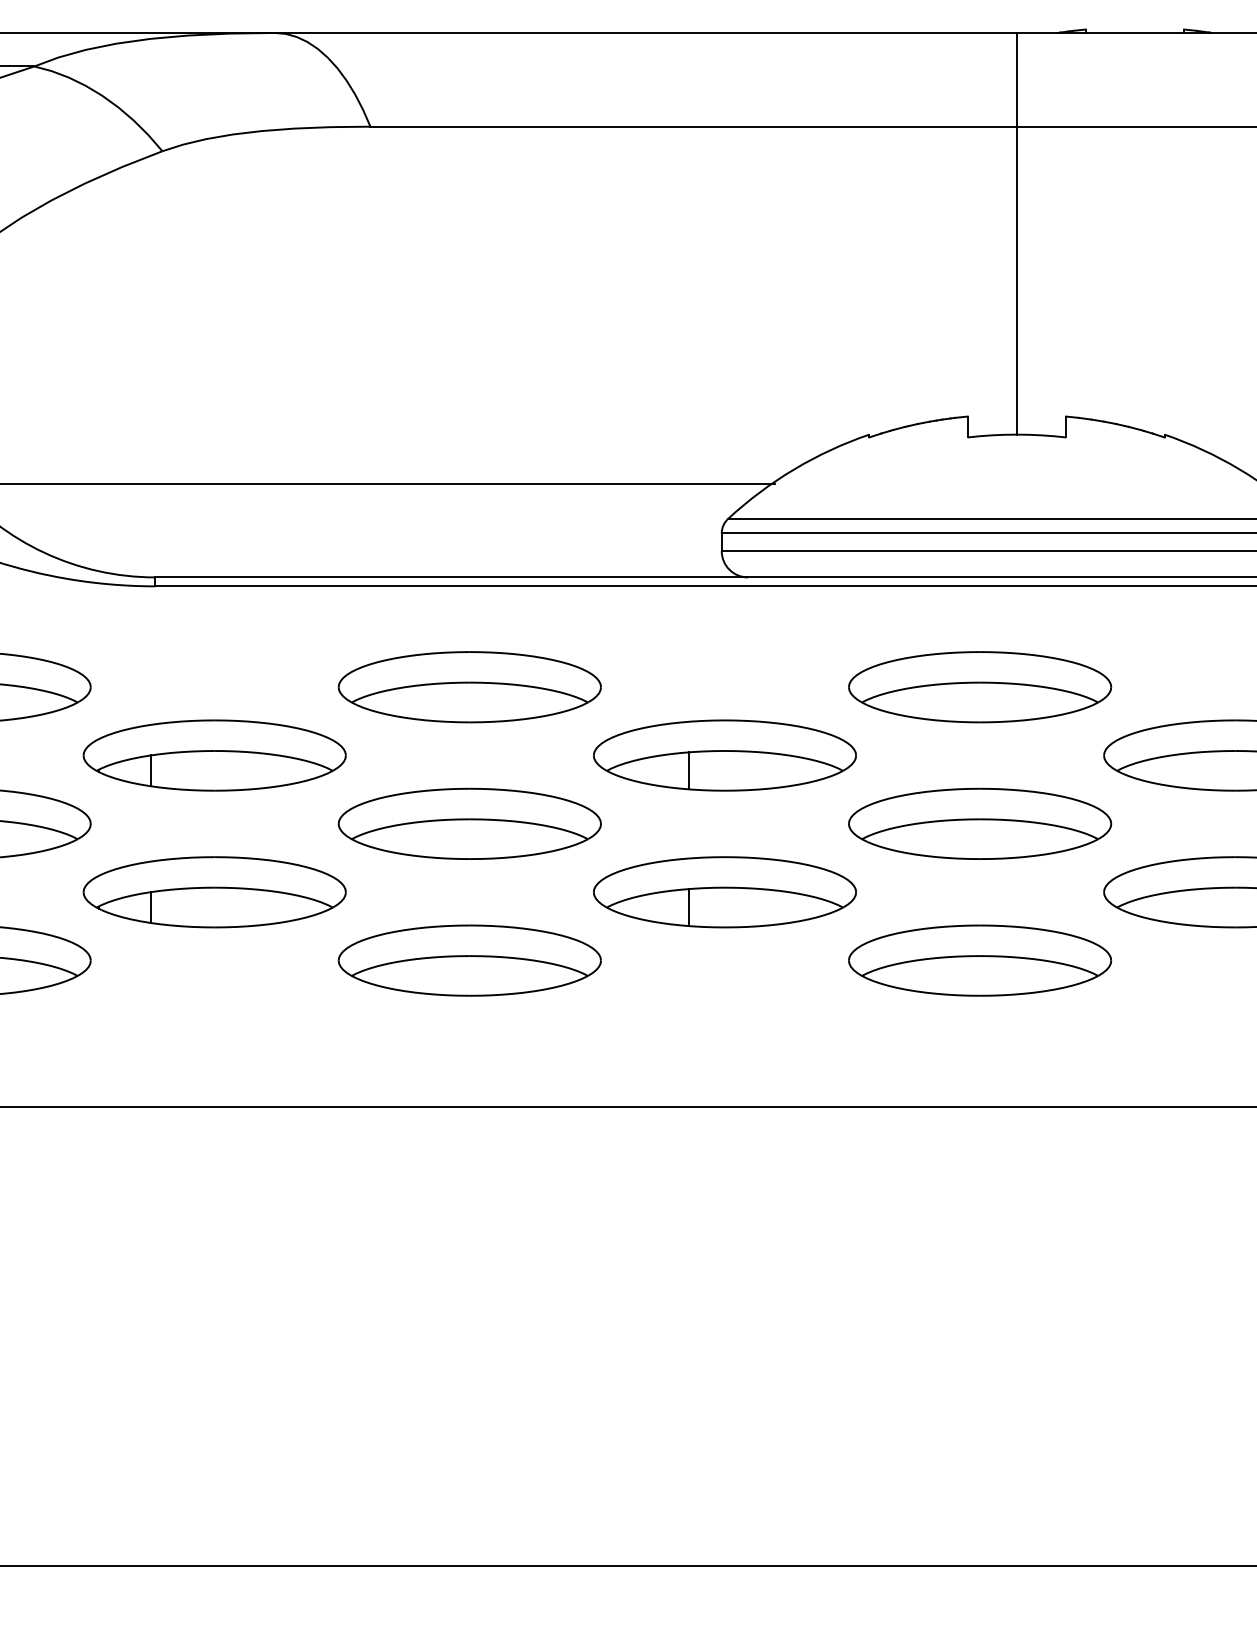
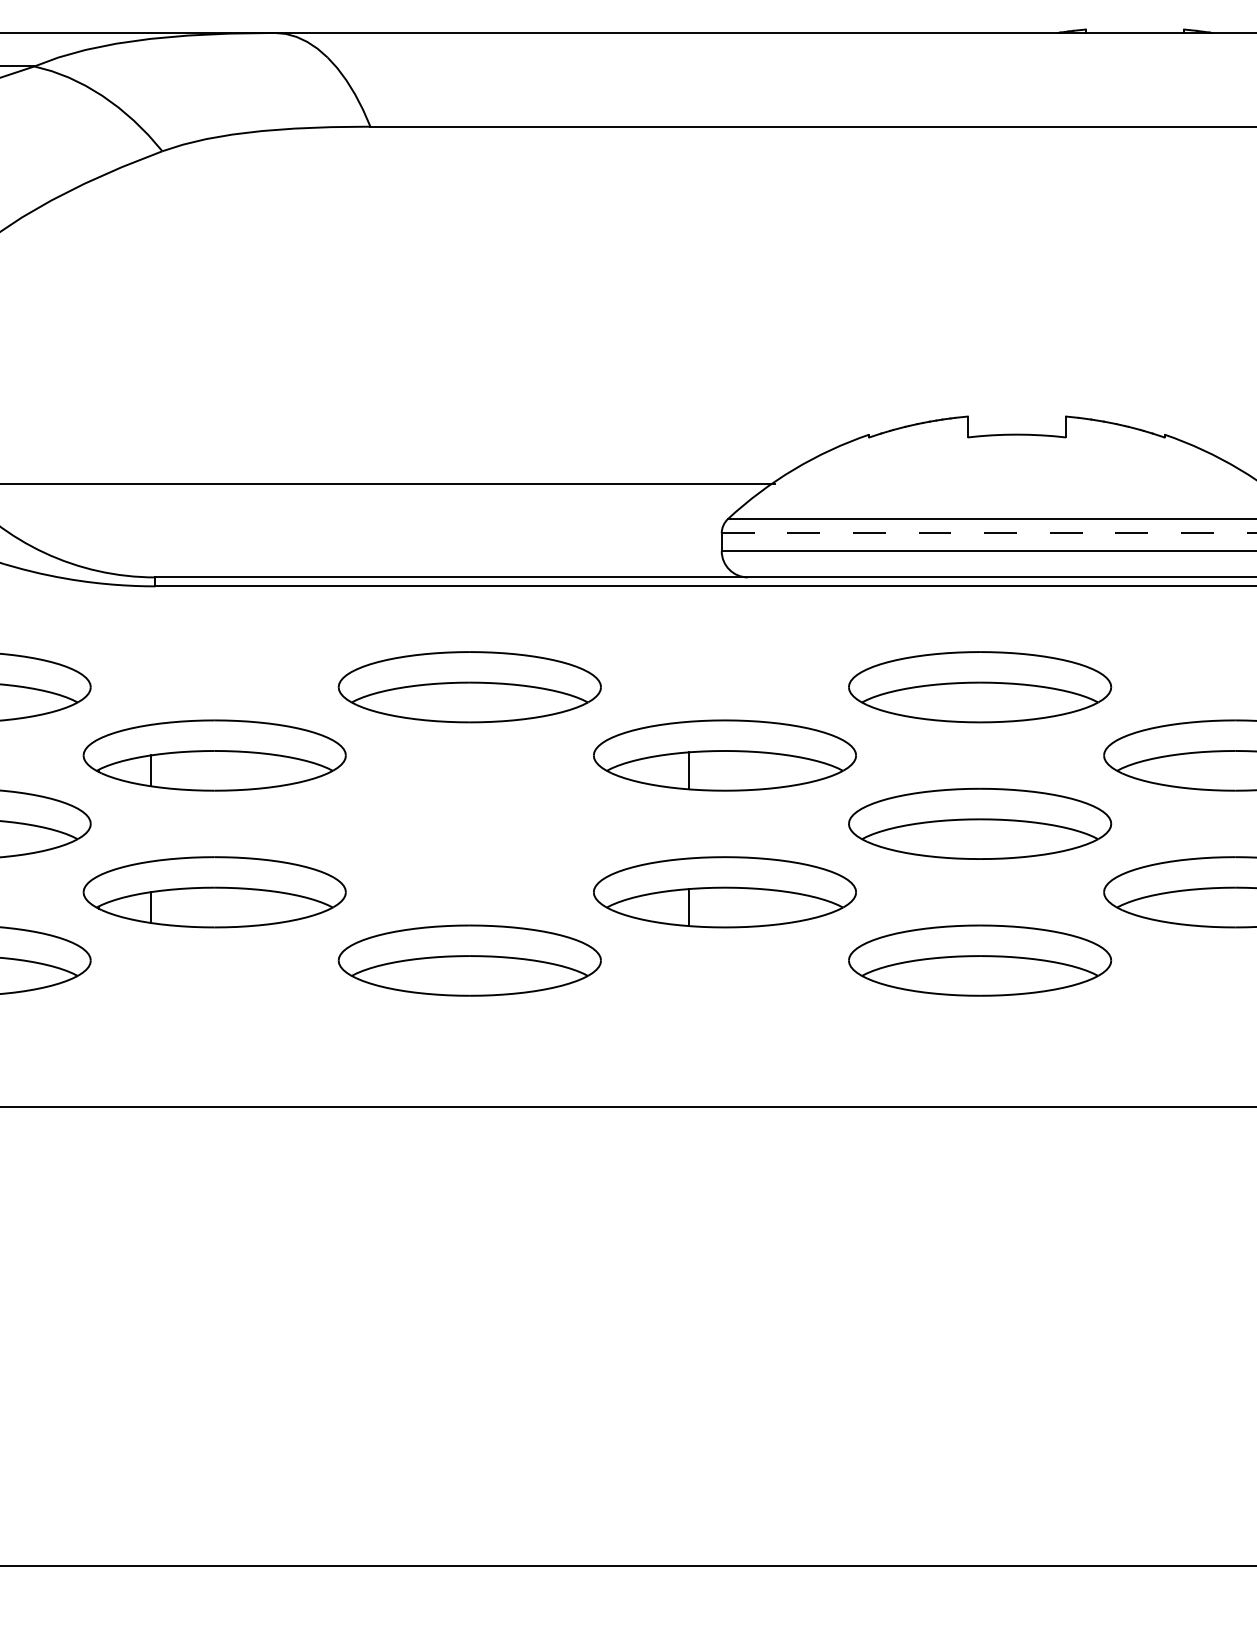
line: present -> none (1016, 233)
line: solid -> dashed (989, 533)
part: present -> none (469, 823)
